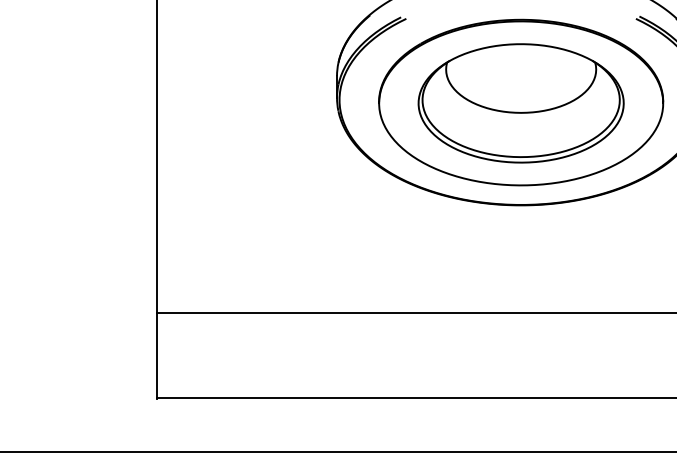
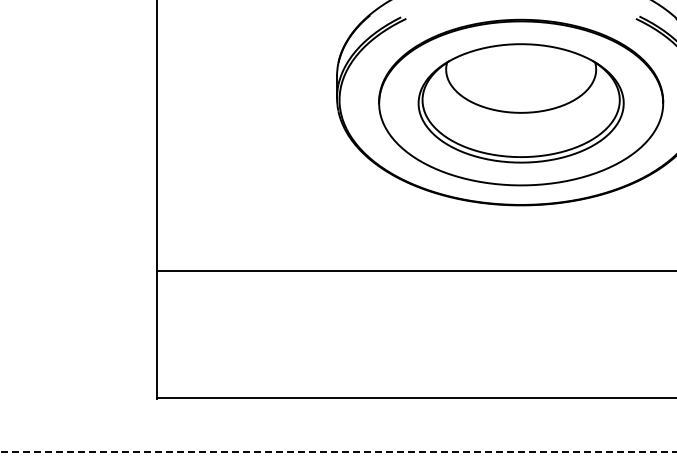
line position: (414, 313) -> (414, 271) (414, 271)
line: solid -> dashed (338, 451)
